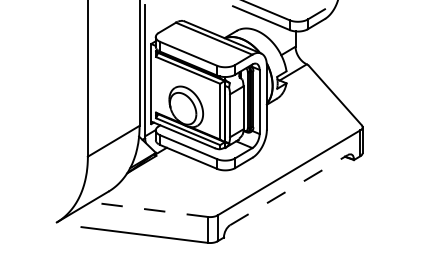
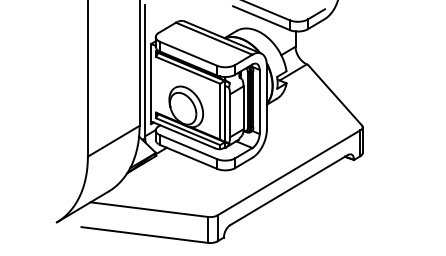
line: dashed -> solid (289, 189)
line: dashed -> solid (148, 209)
